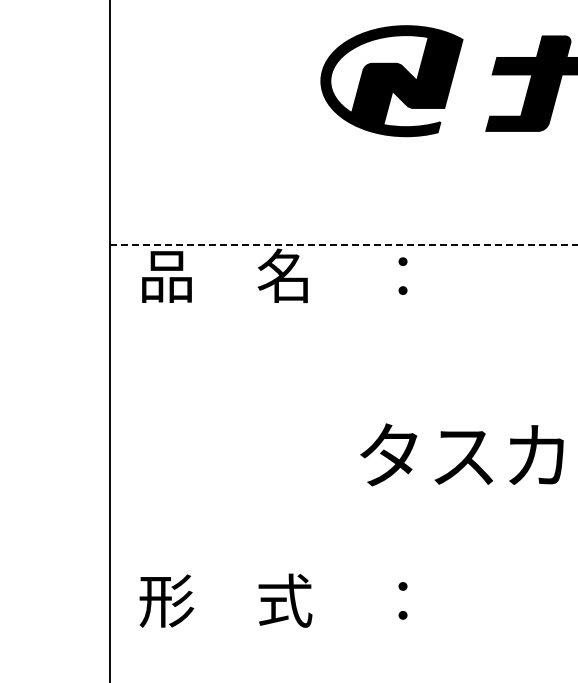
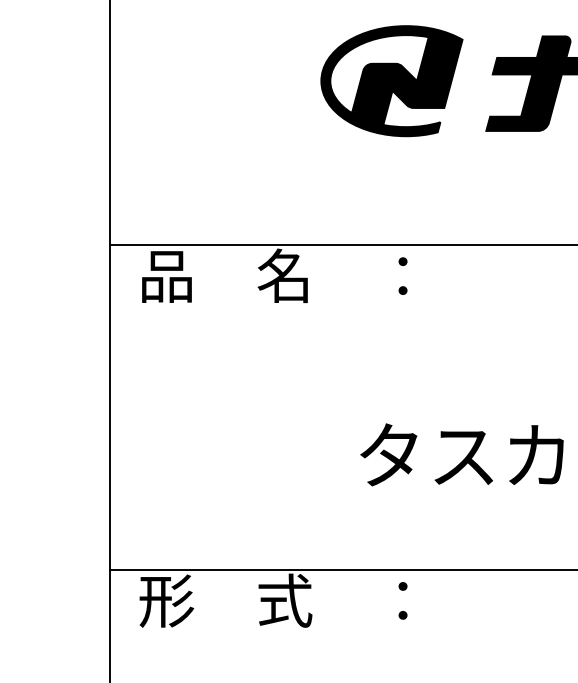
line: dashed -> solid (343, 244)
line: none -> present (341, 569)
